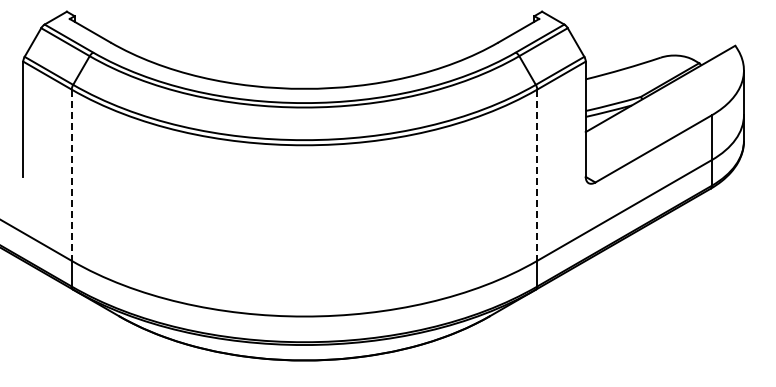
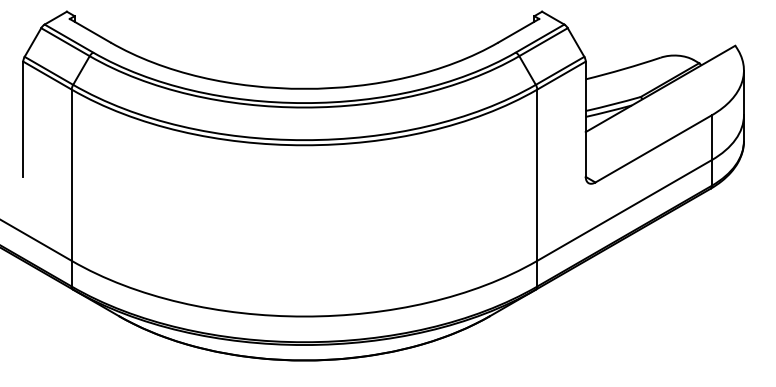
line: dashed -> solid (71, 175)
line: dashed -> solid (537, 175)
